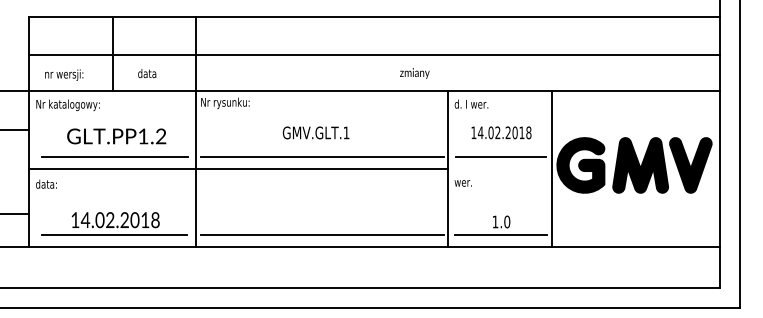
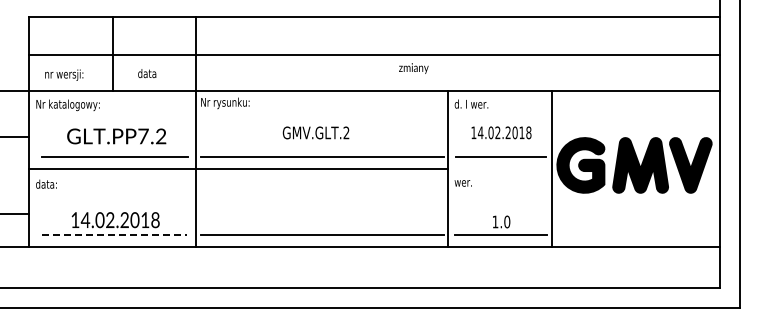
text position: (414, 73) -> (413, 68) (413, 68)
line position: (15, 130) -> (15, 137) (15, 137)
text: GMV.GLT.1 -> GMV.GLT.2 (346, 132)
text: GLT.PP1.2 -> GLT.PP7.2 (143, 136)
line: solid -> dashed (114, 234)
